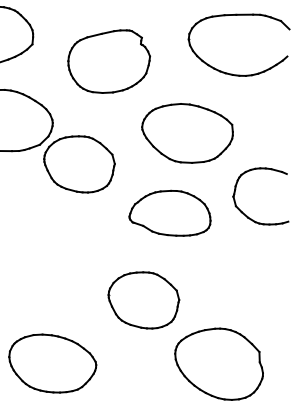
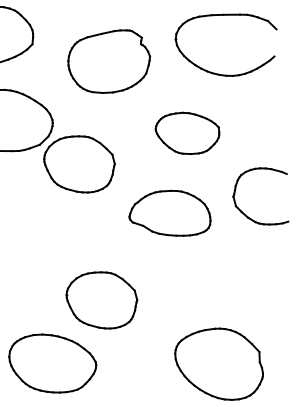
part position: (238, 15) -> (225, 15) (225, 15)
part size: 93x61 px -> 67x44 px (187, 132)
part position: (143, 300) -> (101, 300) (101, 300)
